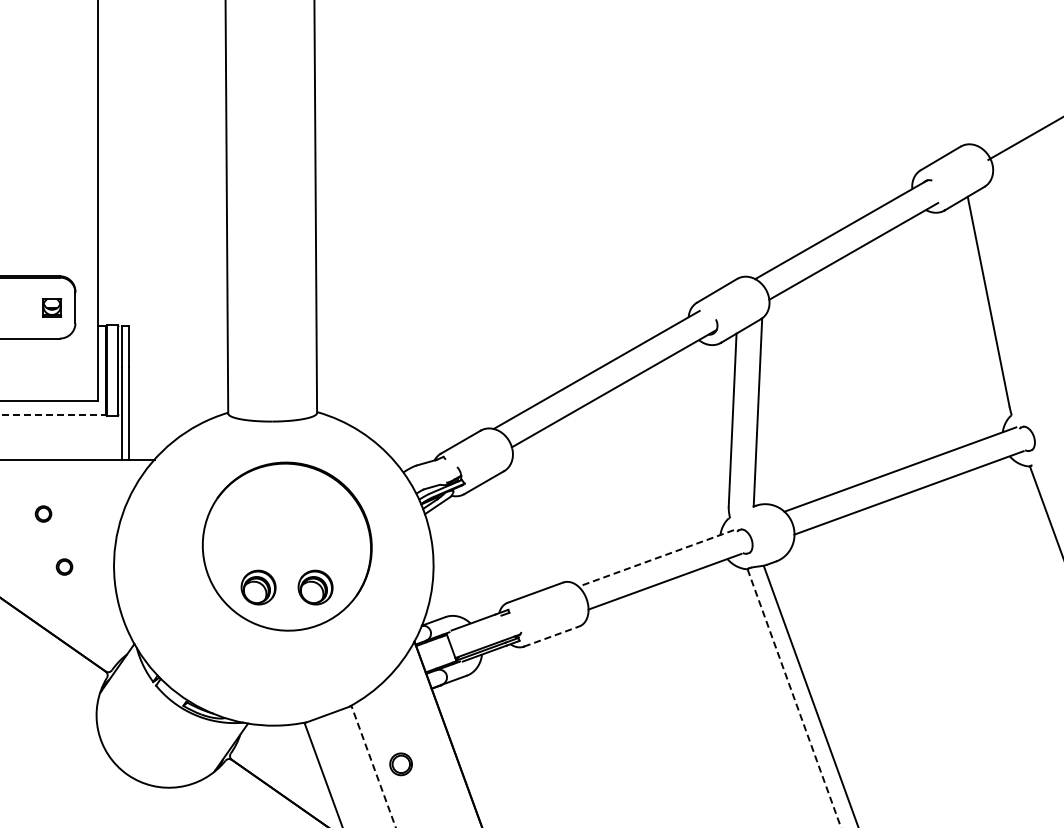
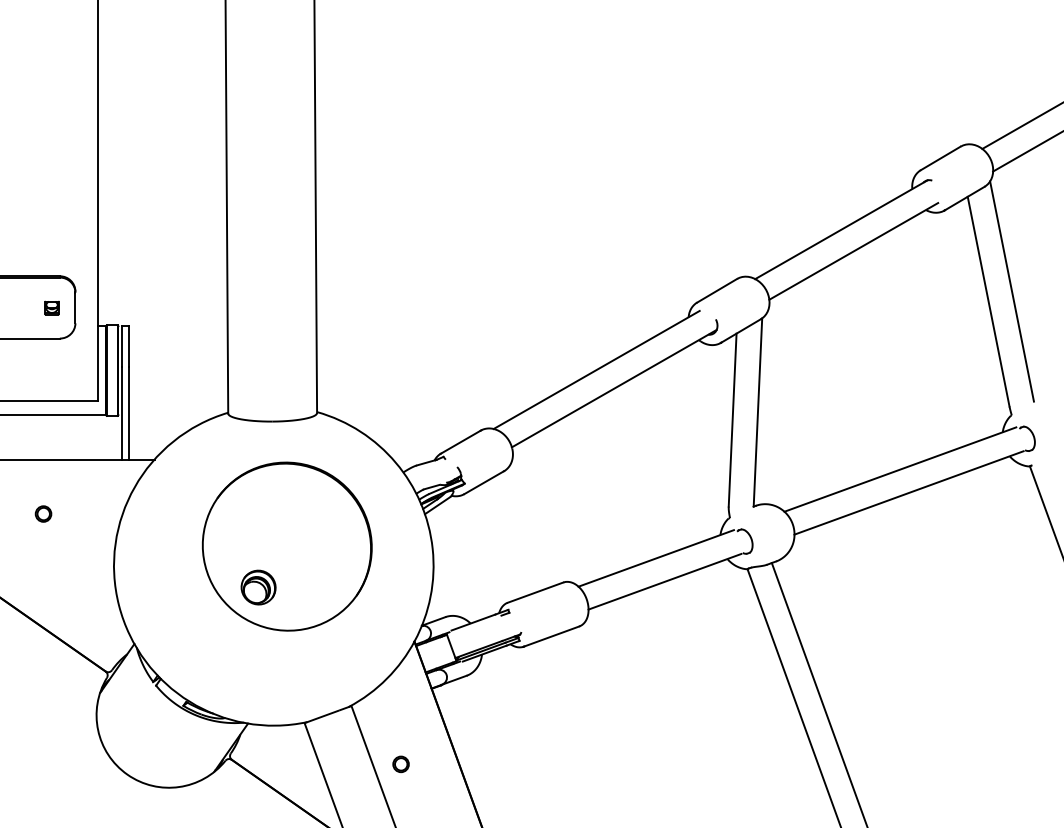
line position: (1024, 138) -> (1021, 126) (1021, 126)
line: none -> present (1026, 151)
line: none -> present (1011, 291)
part size: 21x20 px -> 16x16 px (51, 307)
line: dashed -> solid (53, 415)
line: dashed -> solid (656, 558)
part: present -> none (64, 566)
part: present -> none (315, 587)
line: dashed -> solid (551, 636)
line position: (810, 695) -> (818, 693) (818, 693)
line: dashed -> solid (794, 698)
part size: 24x25 px -> 18x19 px (400, 764)
line: dashed -> solid (373, 766)
